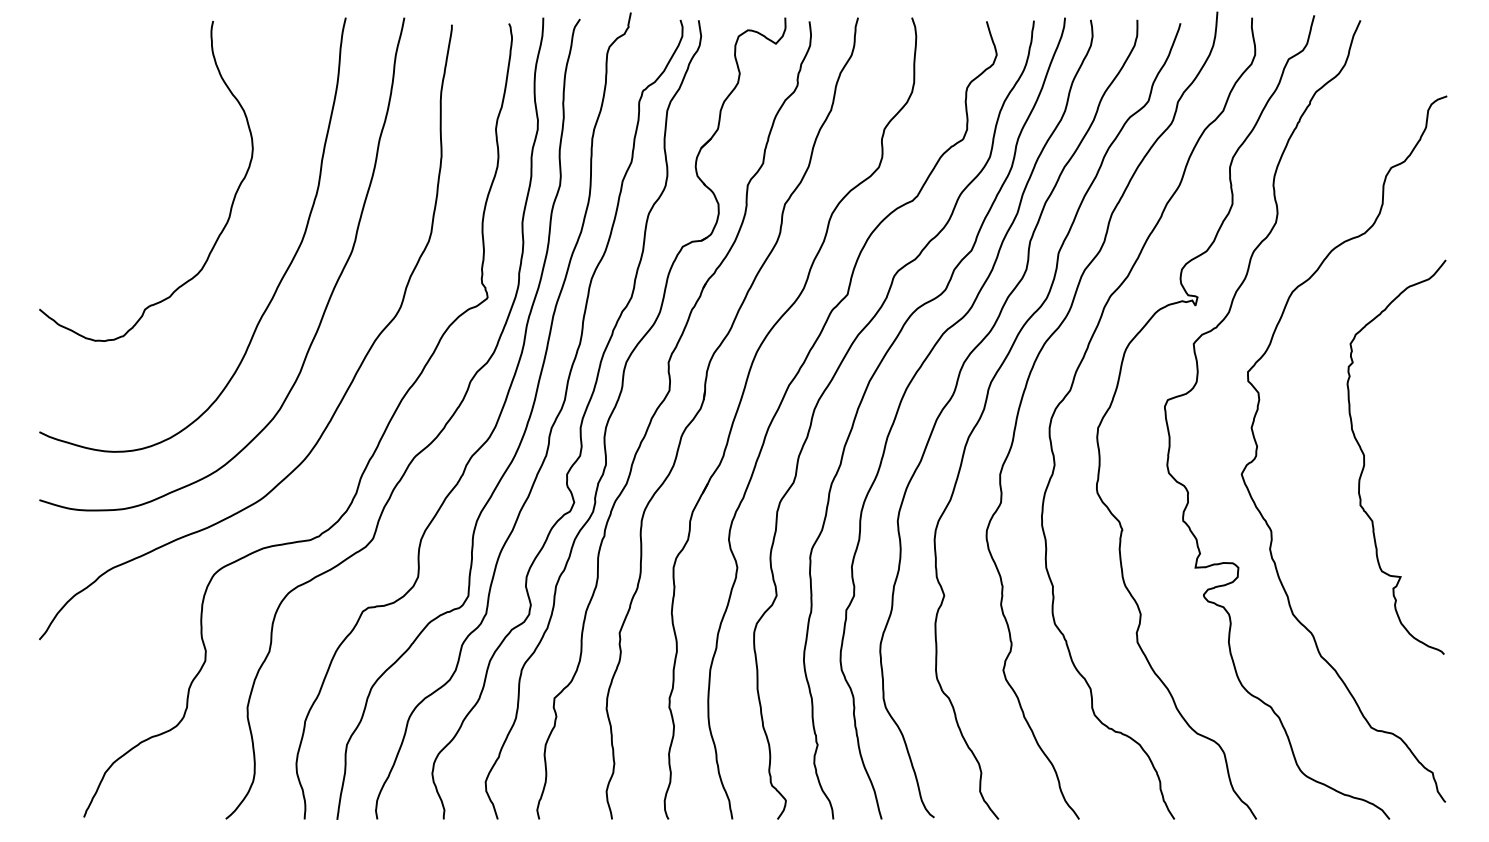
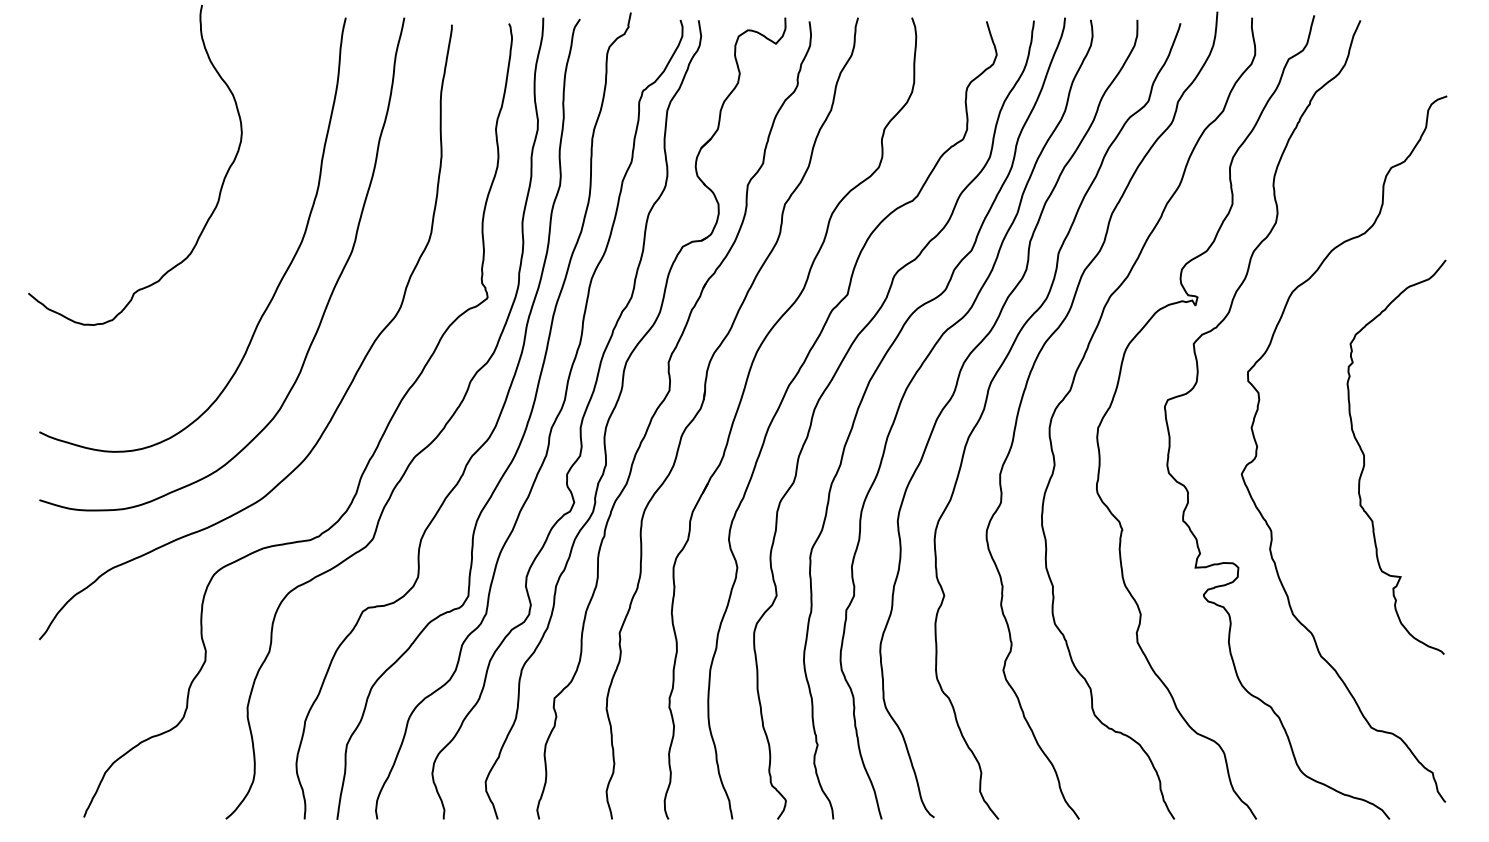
curve position: (231, 203) -> (220, 187) (220, 187)
